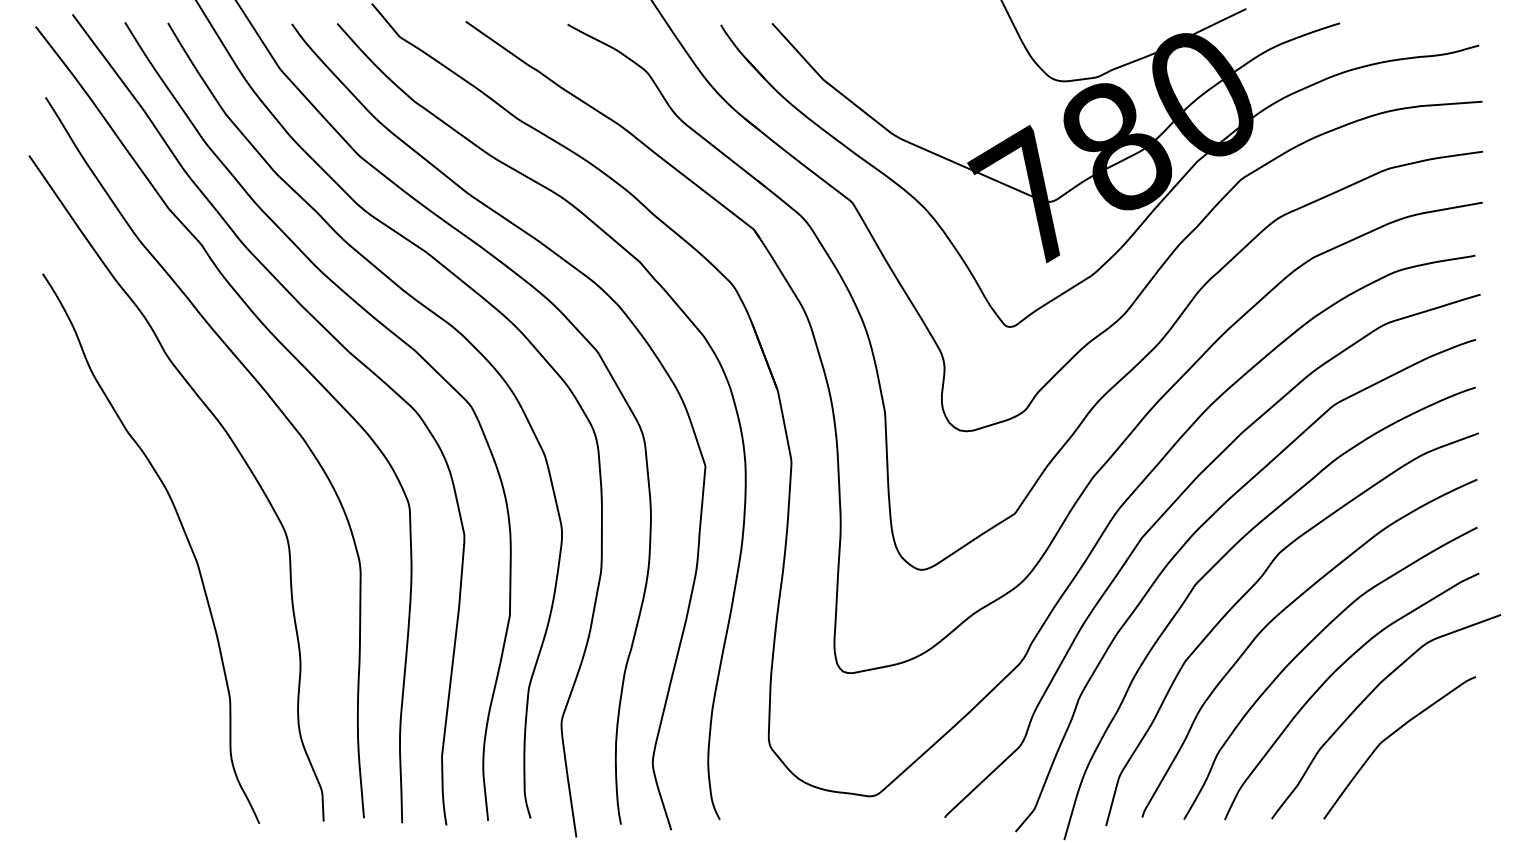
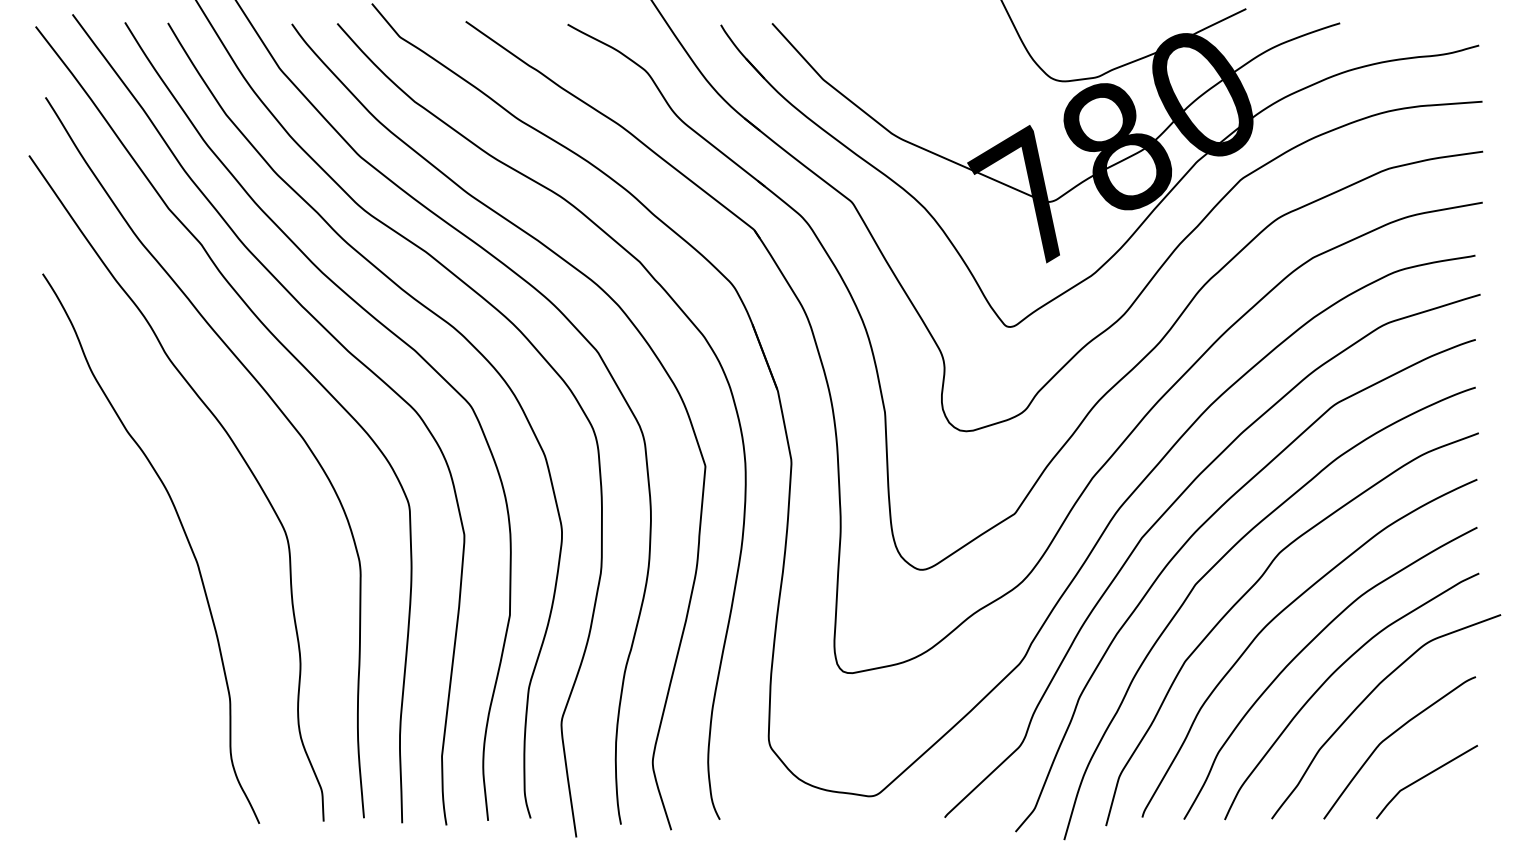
curve: none -> present (1425, 777)
